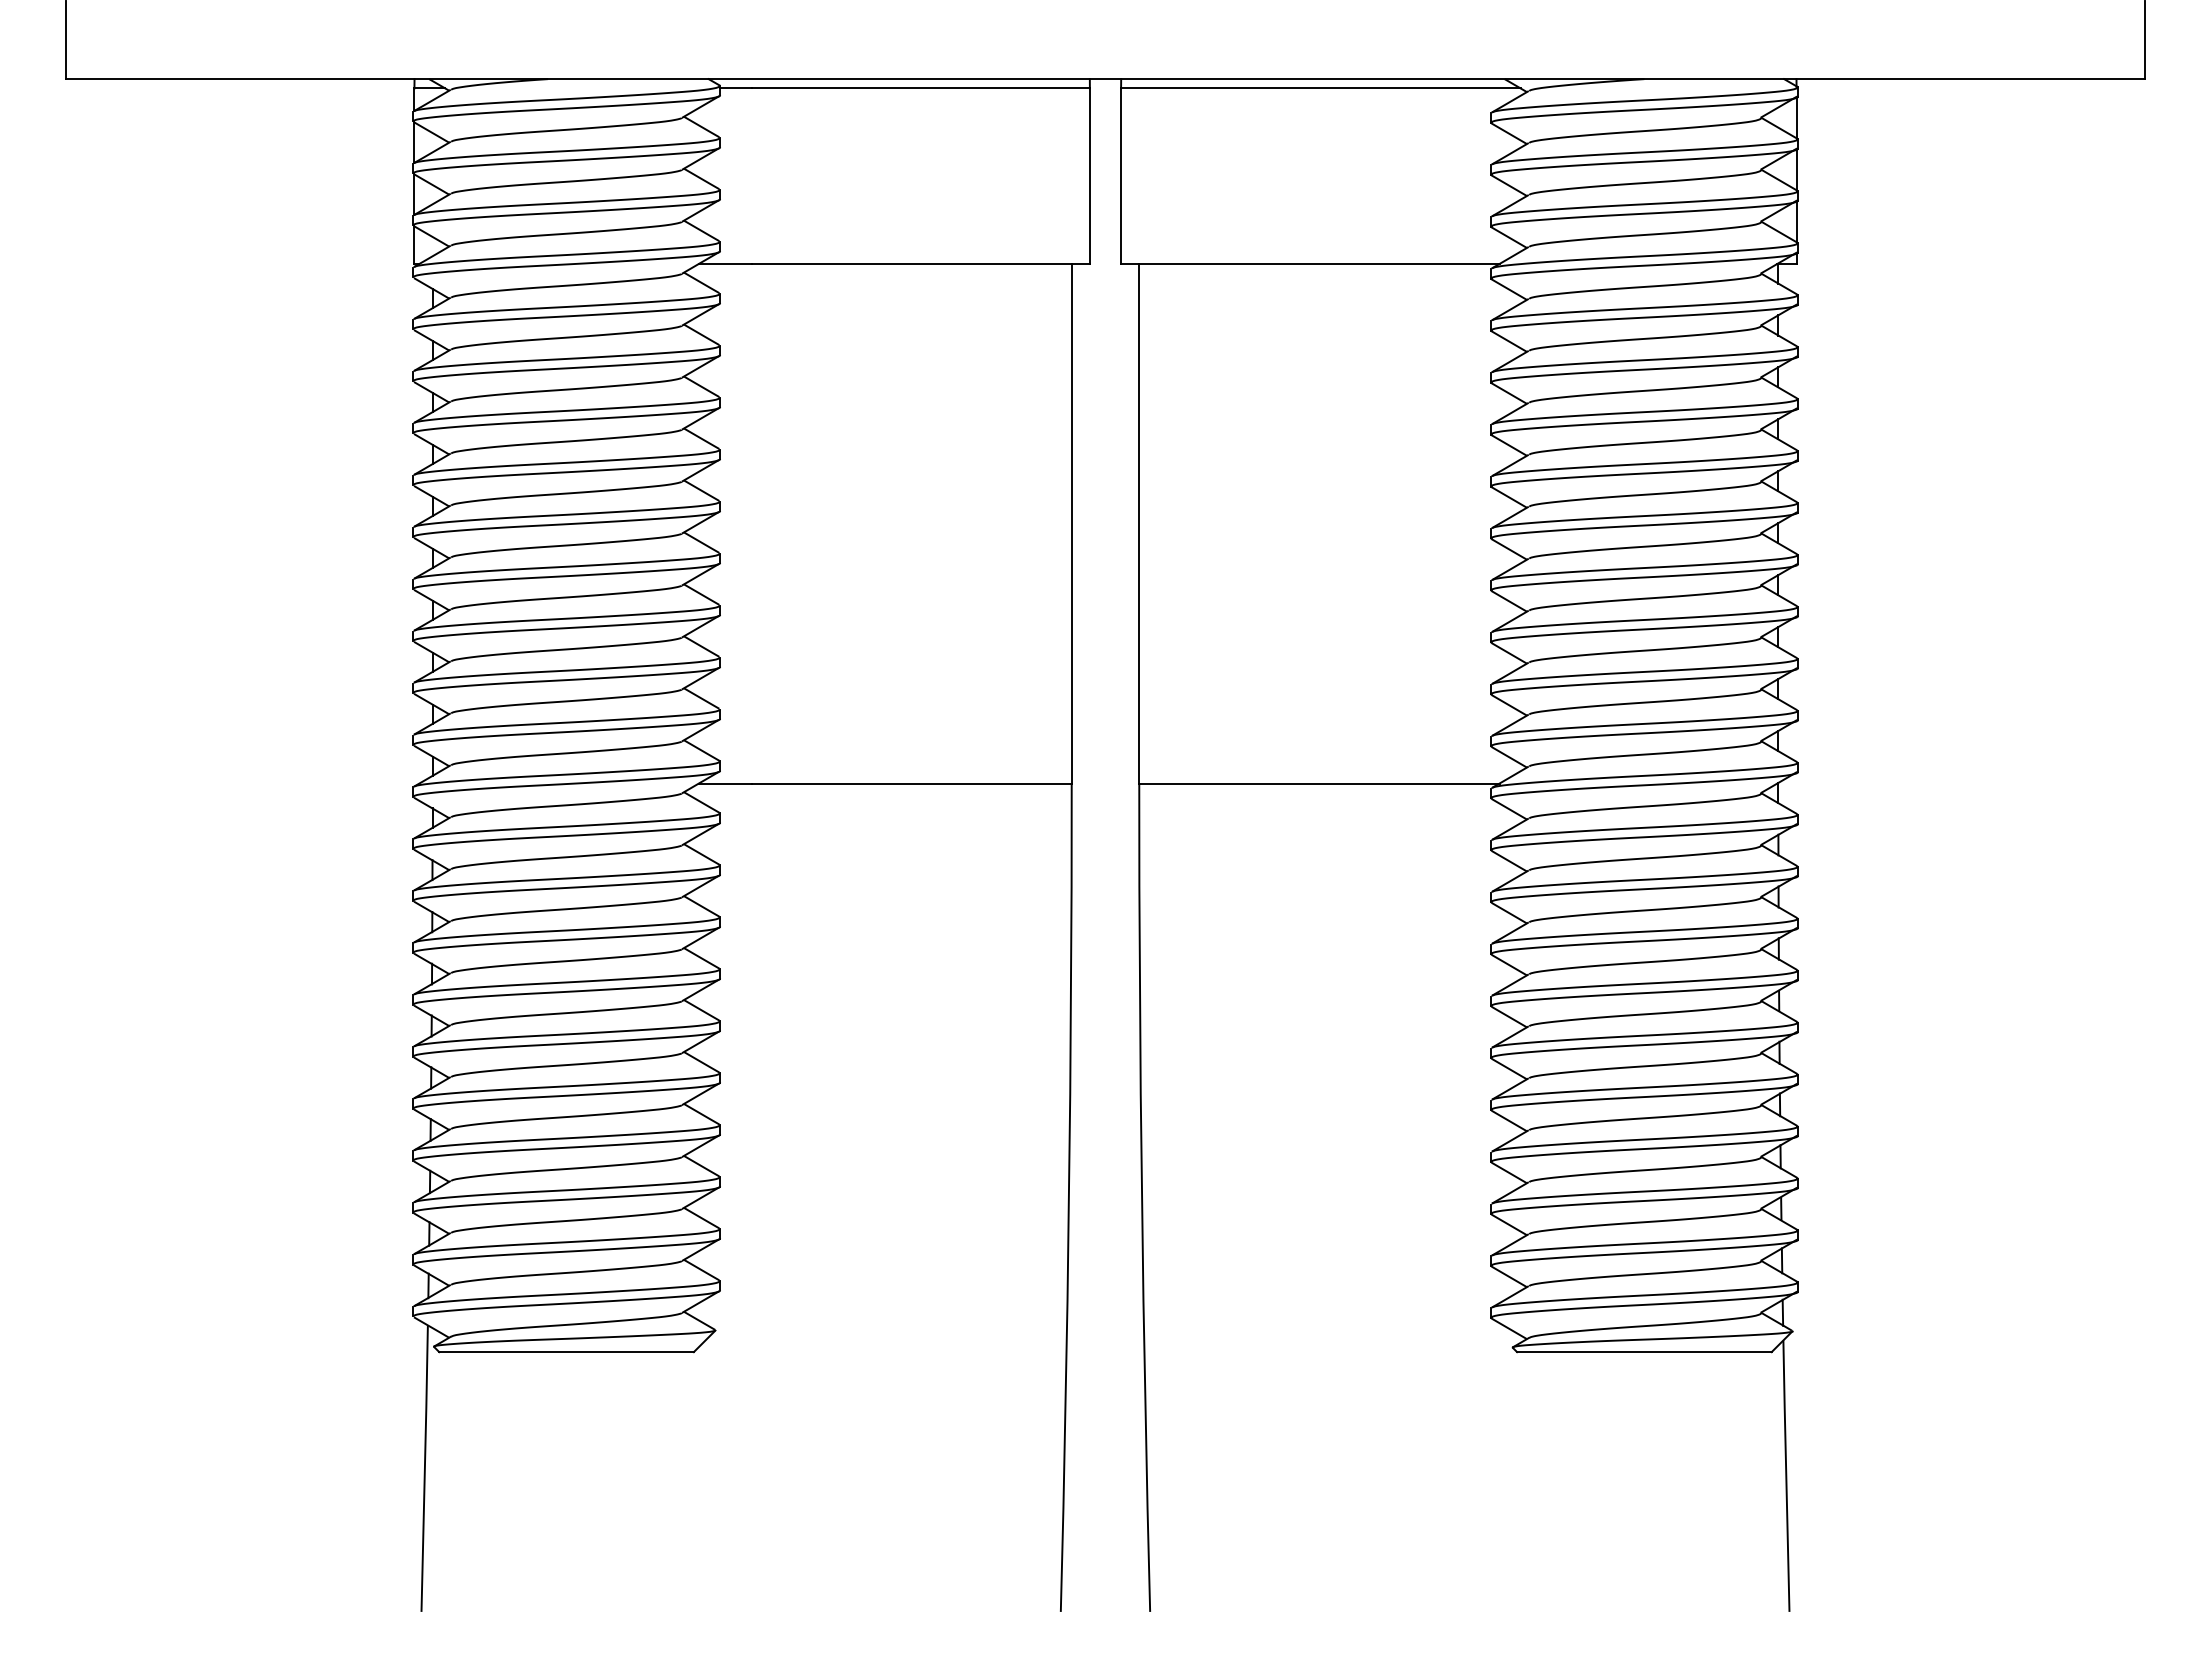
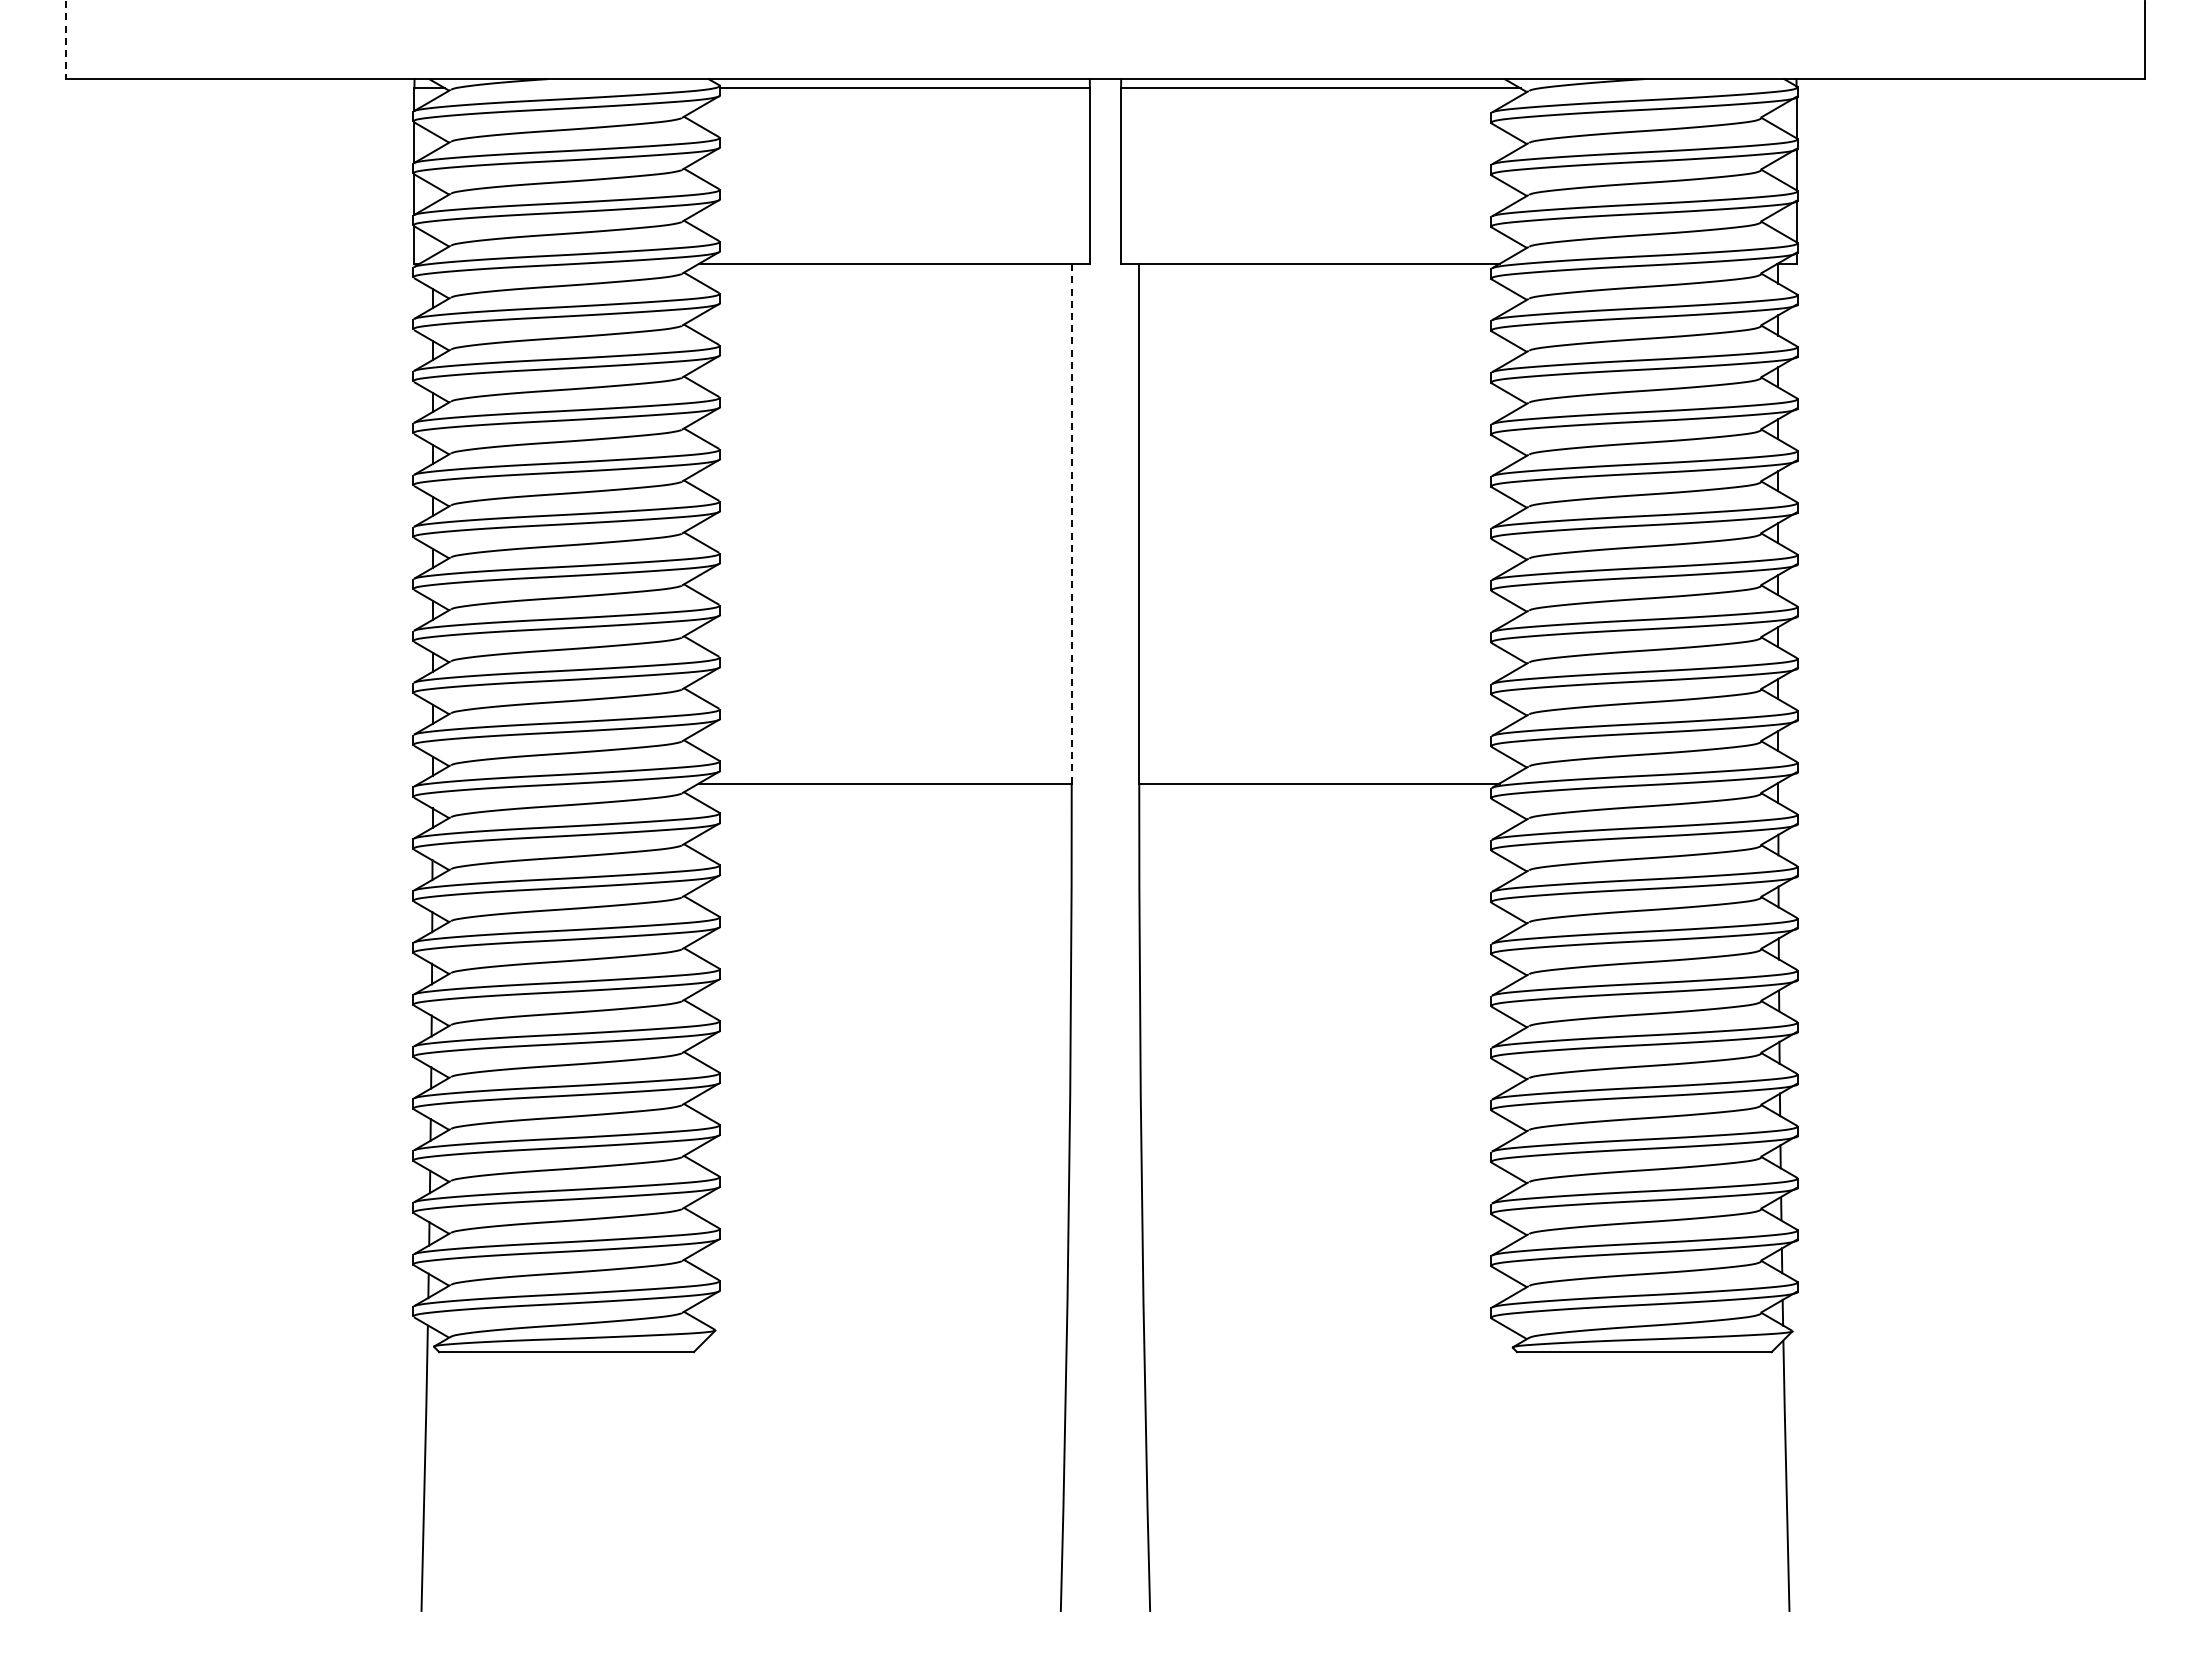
line: solid -> dashed (66, 40)
line: solid -> dashed (1071, 523)
